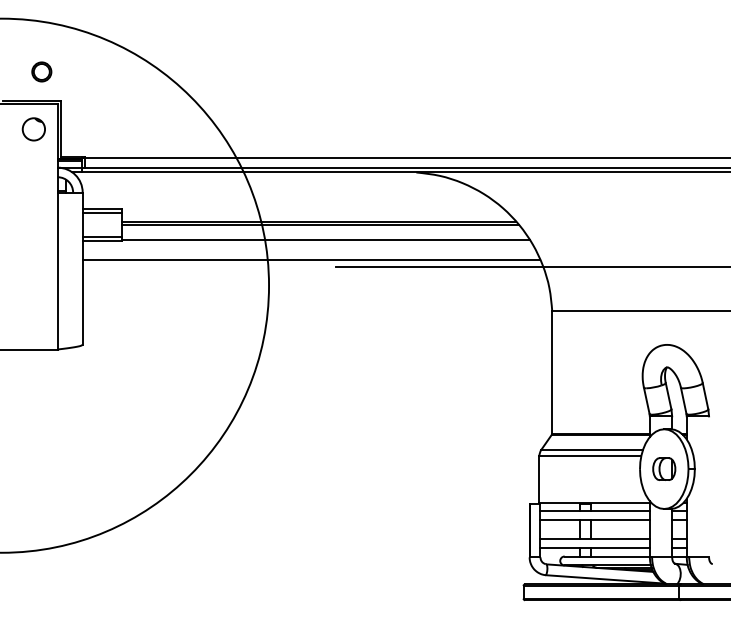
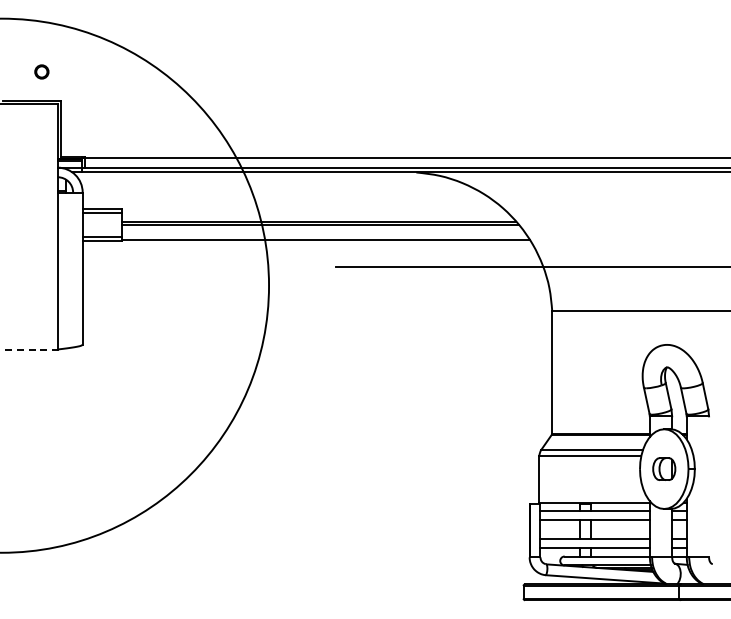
circle size: 22x22 px -> 16x16 px (41, 71)
circle: present -> none (33, 129)
line: present -> none (311, 260)
line: solid -> dashed (29, 349)
